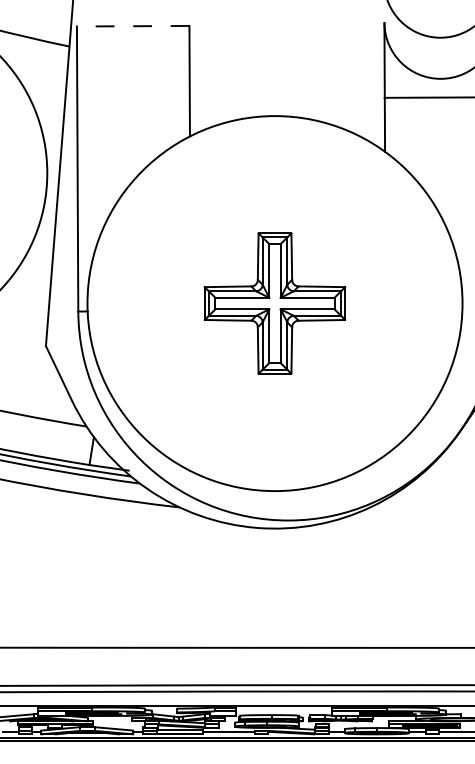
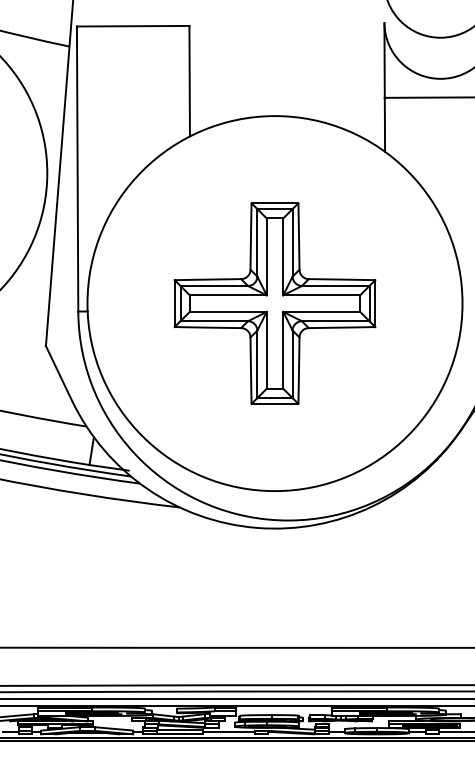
line: dashed -> solid (132, 26)
part size: 144x143 px -> 204x203 px (274, 303)
line: none -> present (236, 698)
